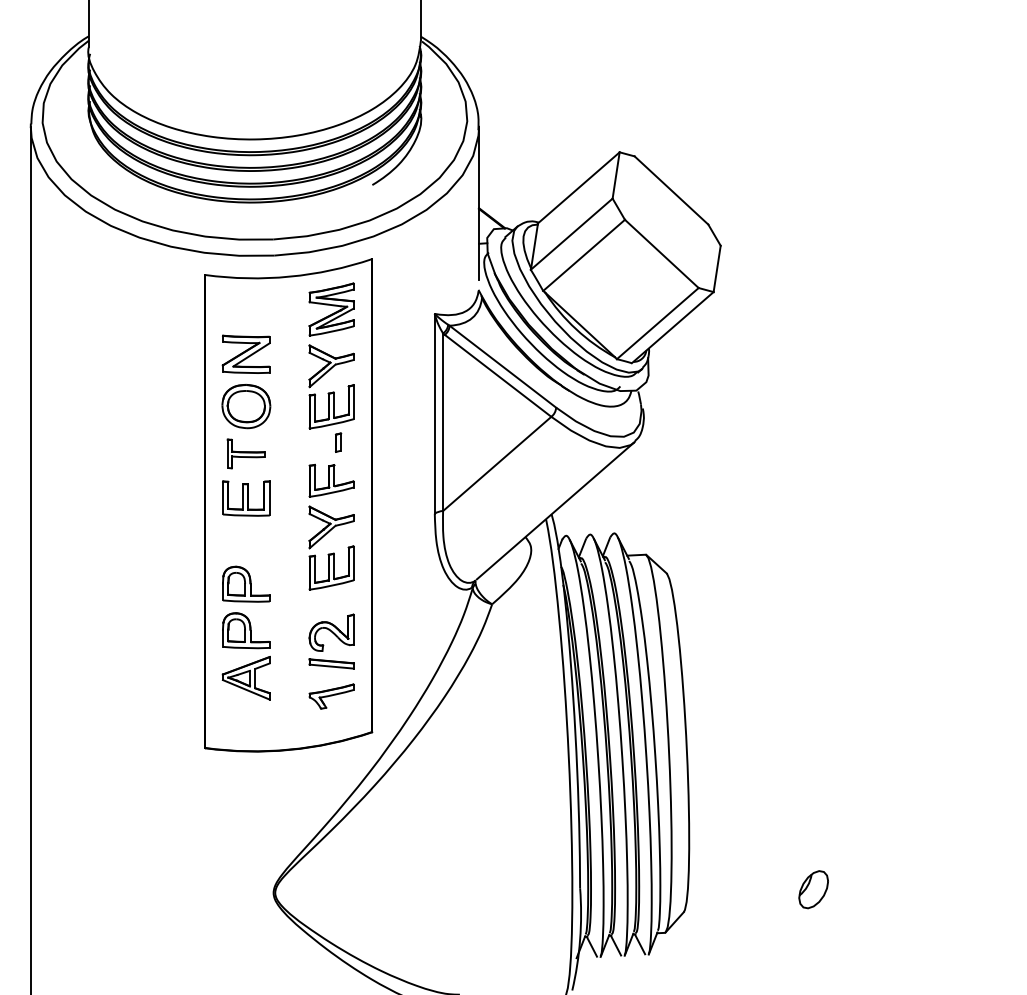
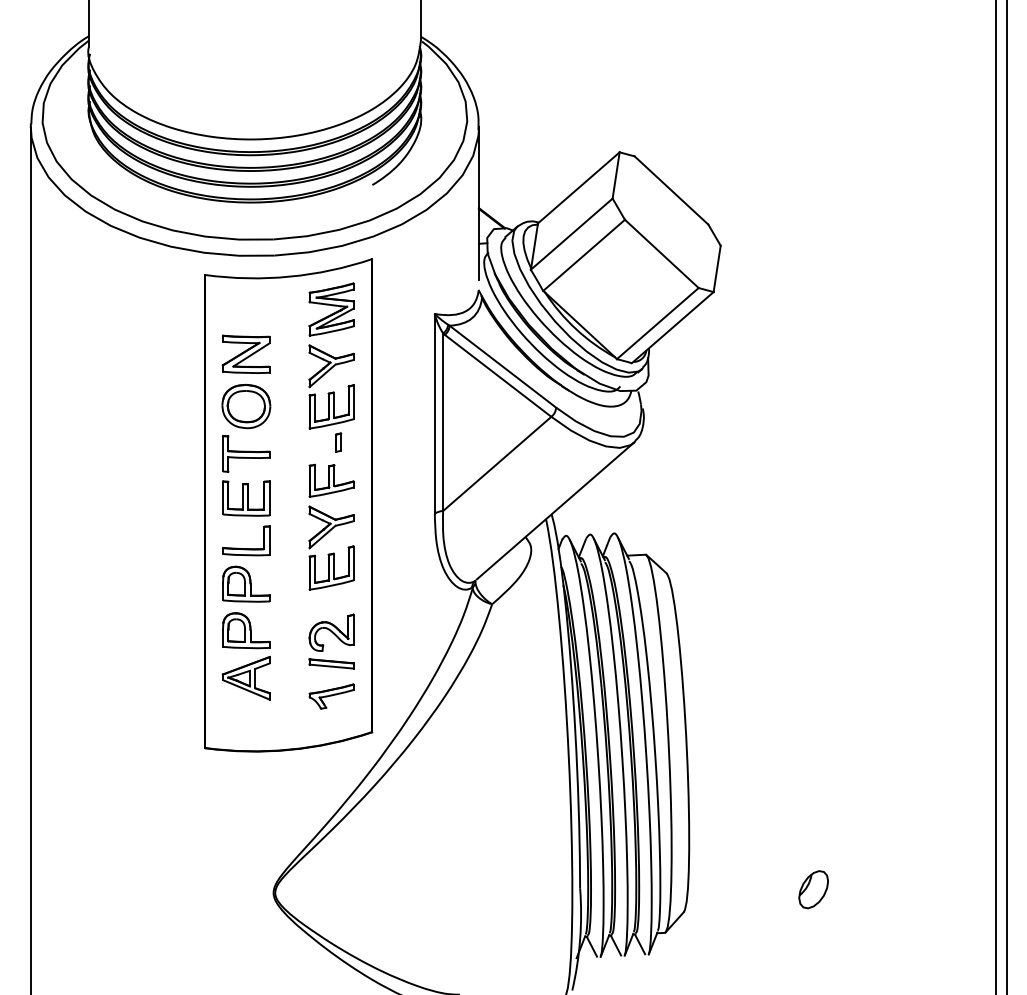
part size: 40x32 px -> 49x38 px (246, 453)
line: none -> present (996, 496)
line: none -> present (1006, 496)
part: none -> present (246, 548)
